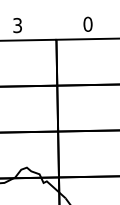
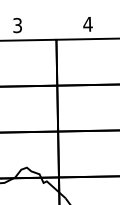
text: 0 -> 4 (87, 23)
